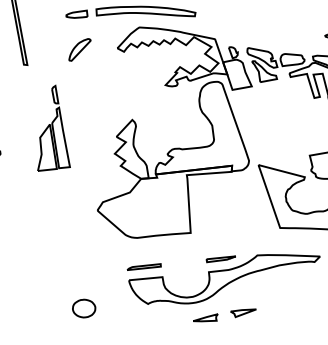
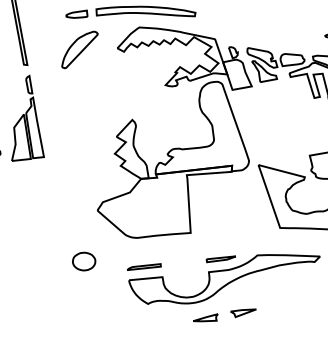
part size: 24x24 px -> 38x40 px (79, 49)
part position: (53, 127) -> (27, 117) (27, 117)
part position: (84, 308) -> (84, 261) (84, 261)
